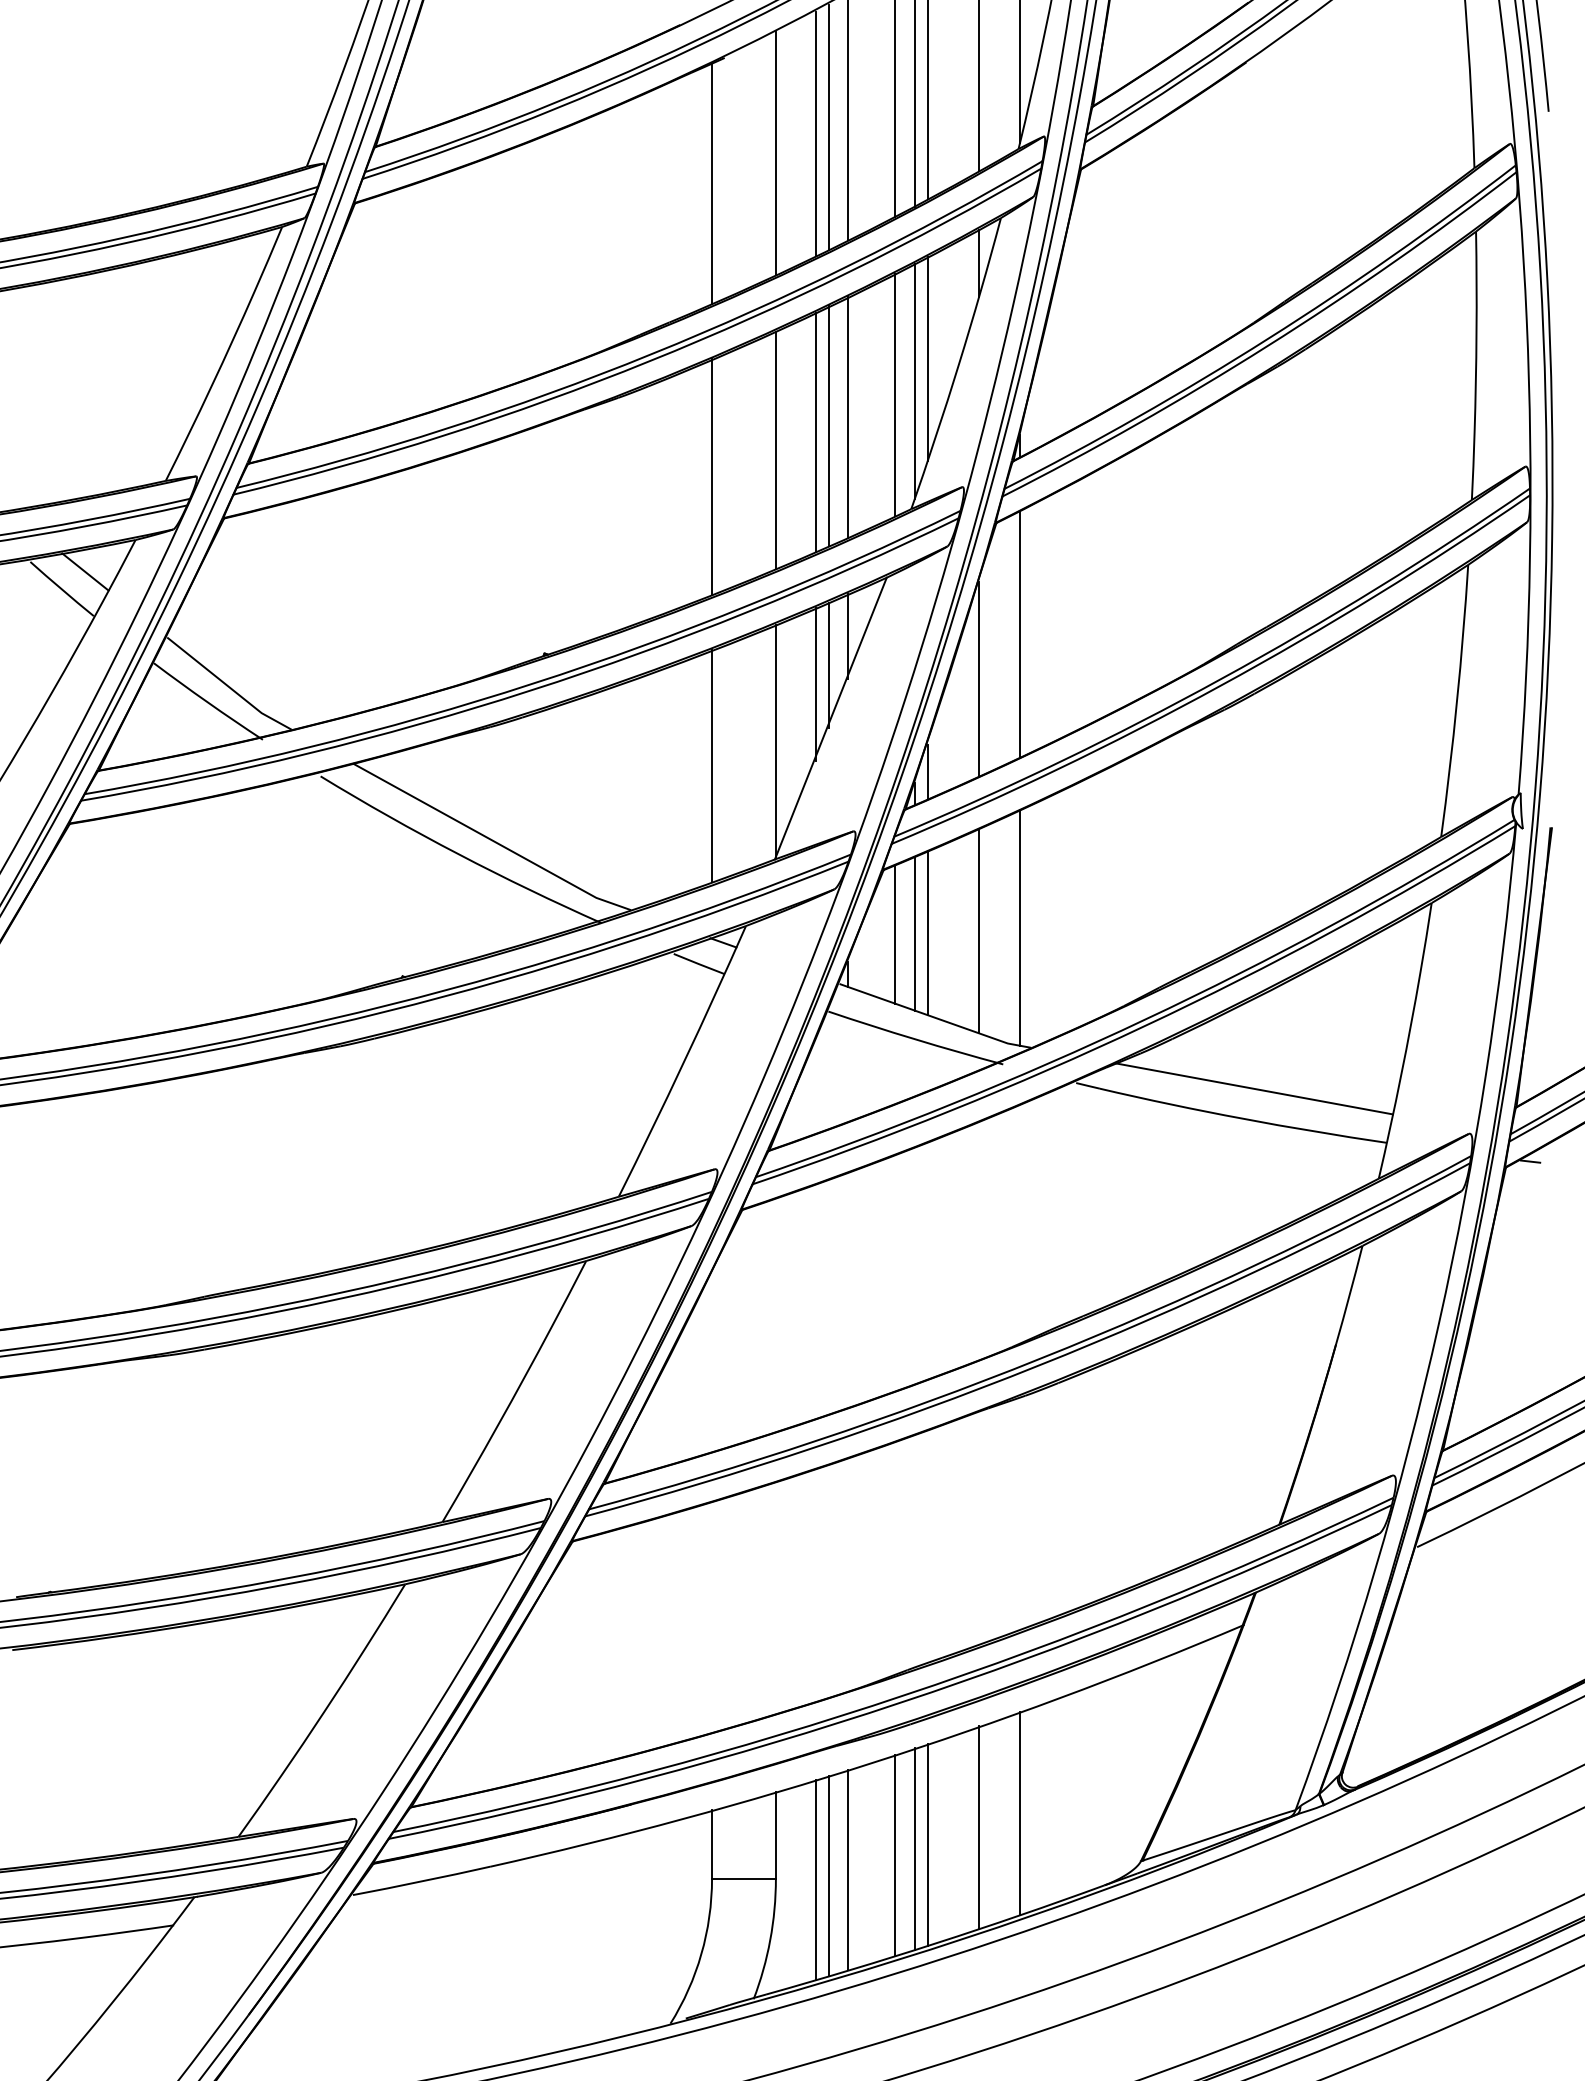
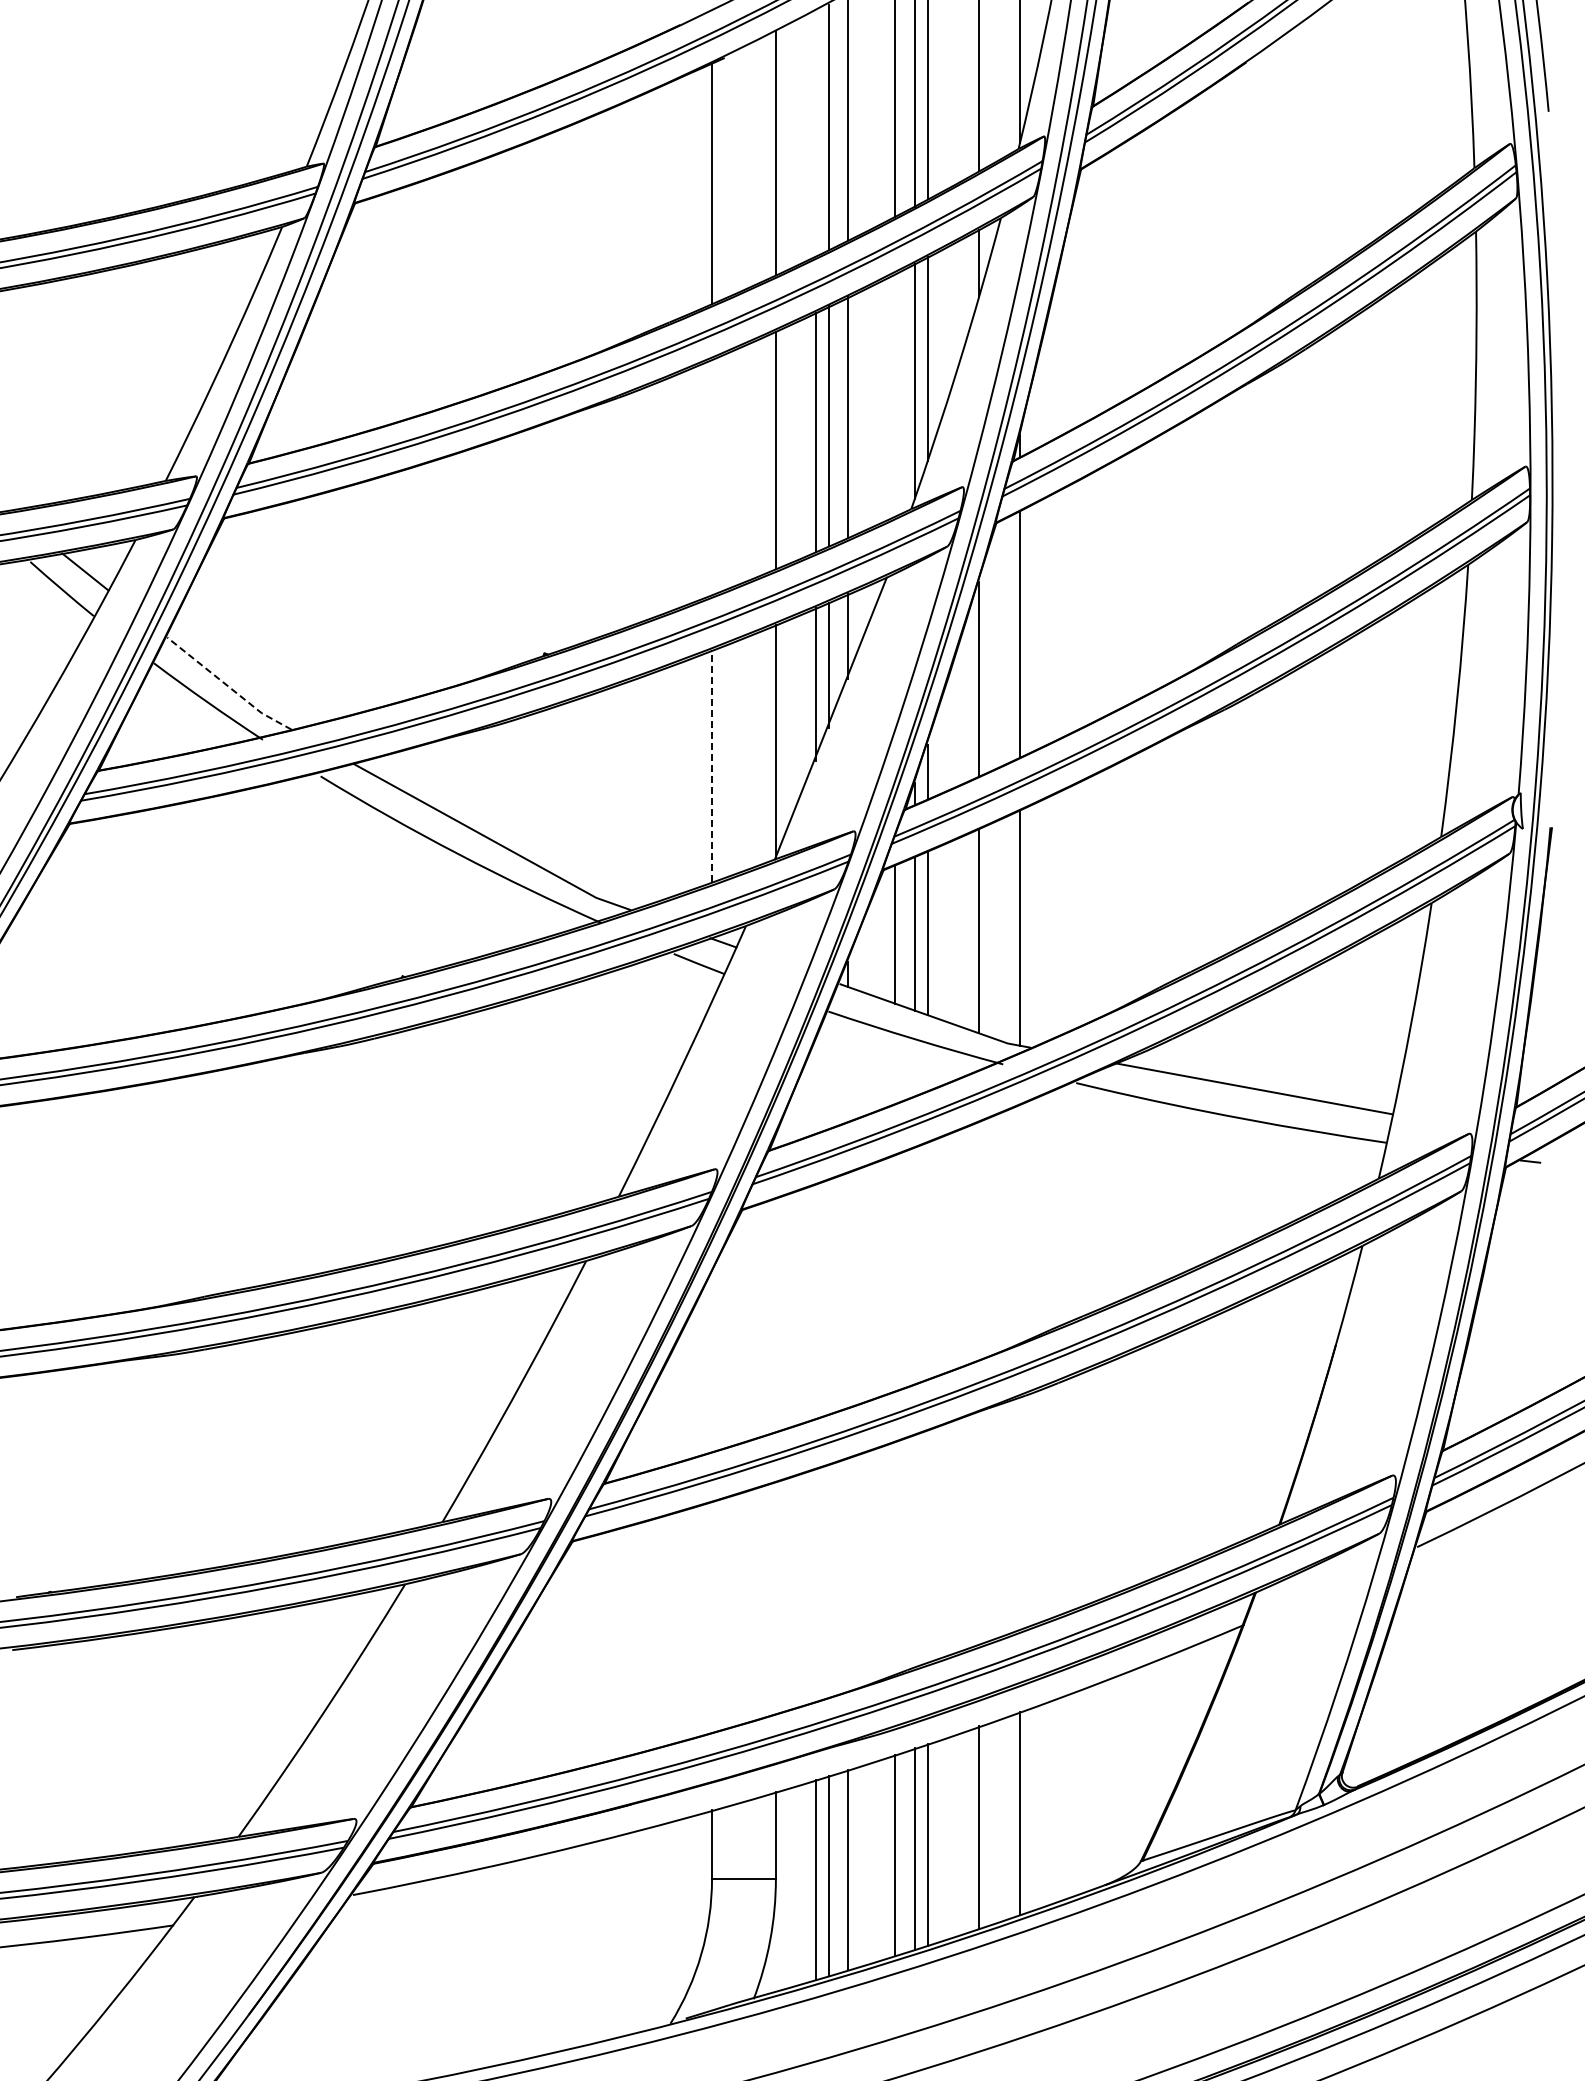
line: present -> none (815, 133)
line: present -> none (895, 395)
line: present -> none (712, 476)
line: solid -> dashed (228, 686)
line: solid -> dashed (712, 766)
